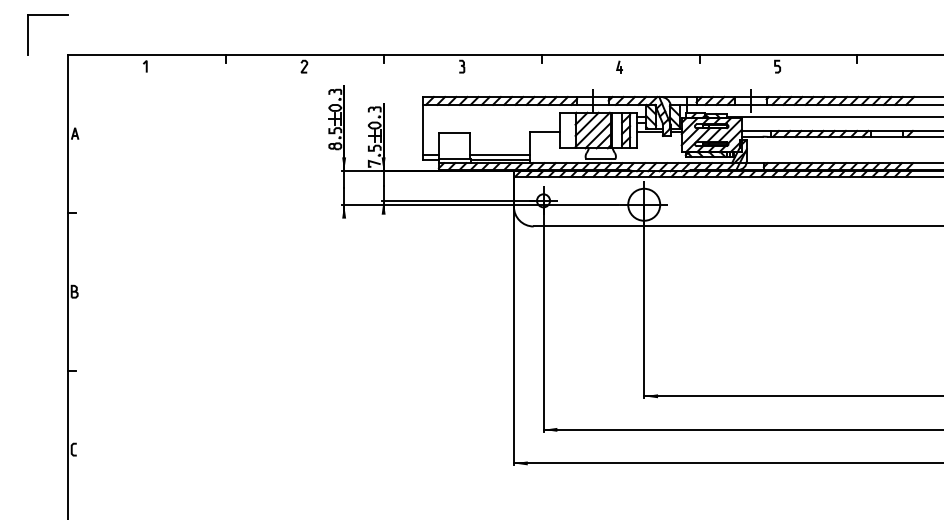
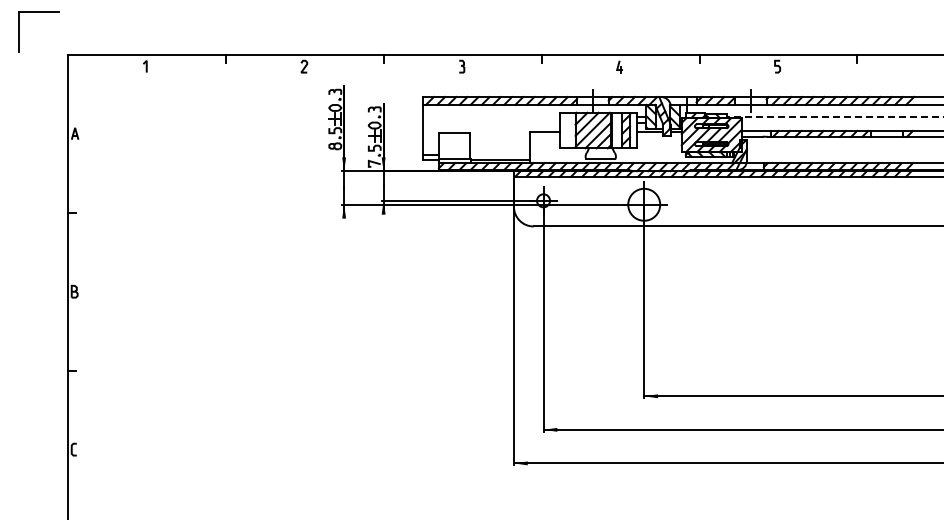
part position: (47, 15) -> (38, 12) (38, 12)
line: solid -> dashed (835, 117)
line: present -> none (499, 154)
